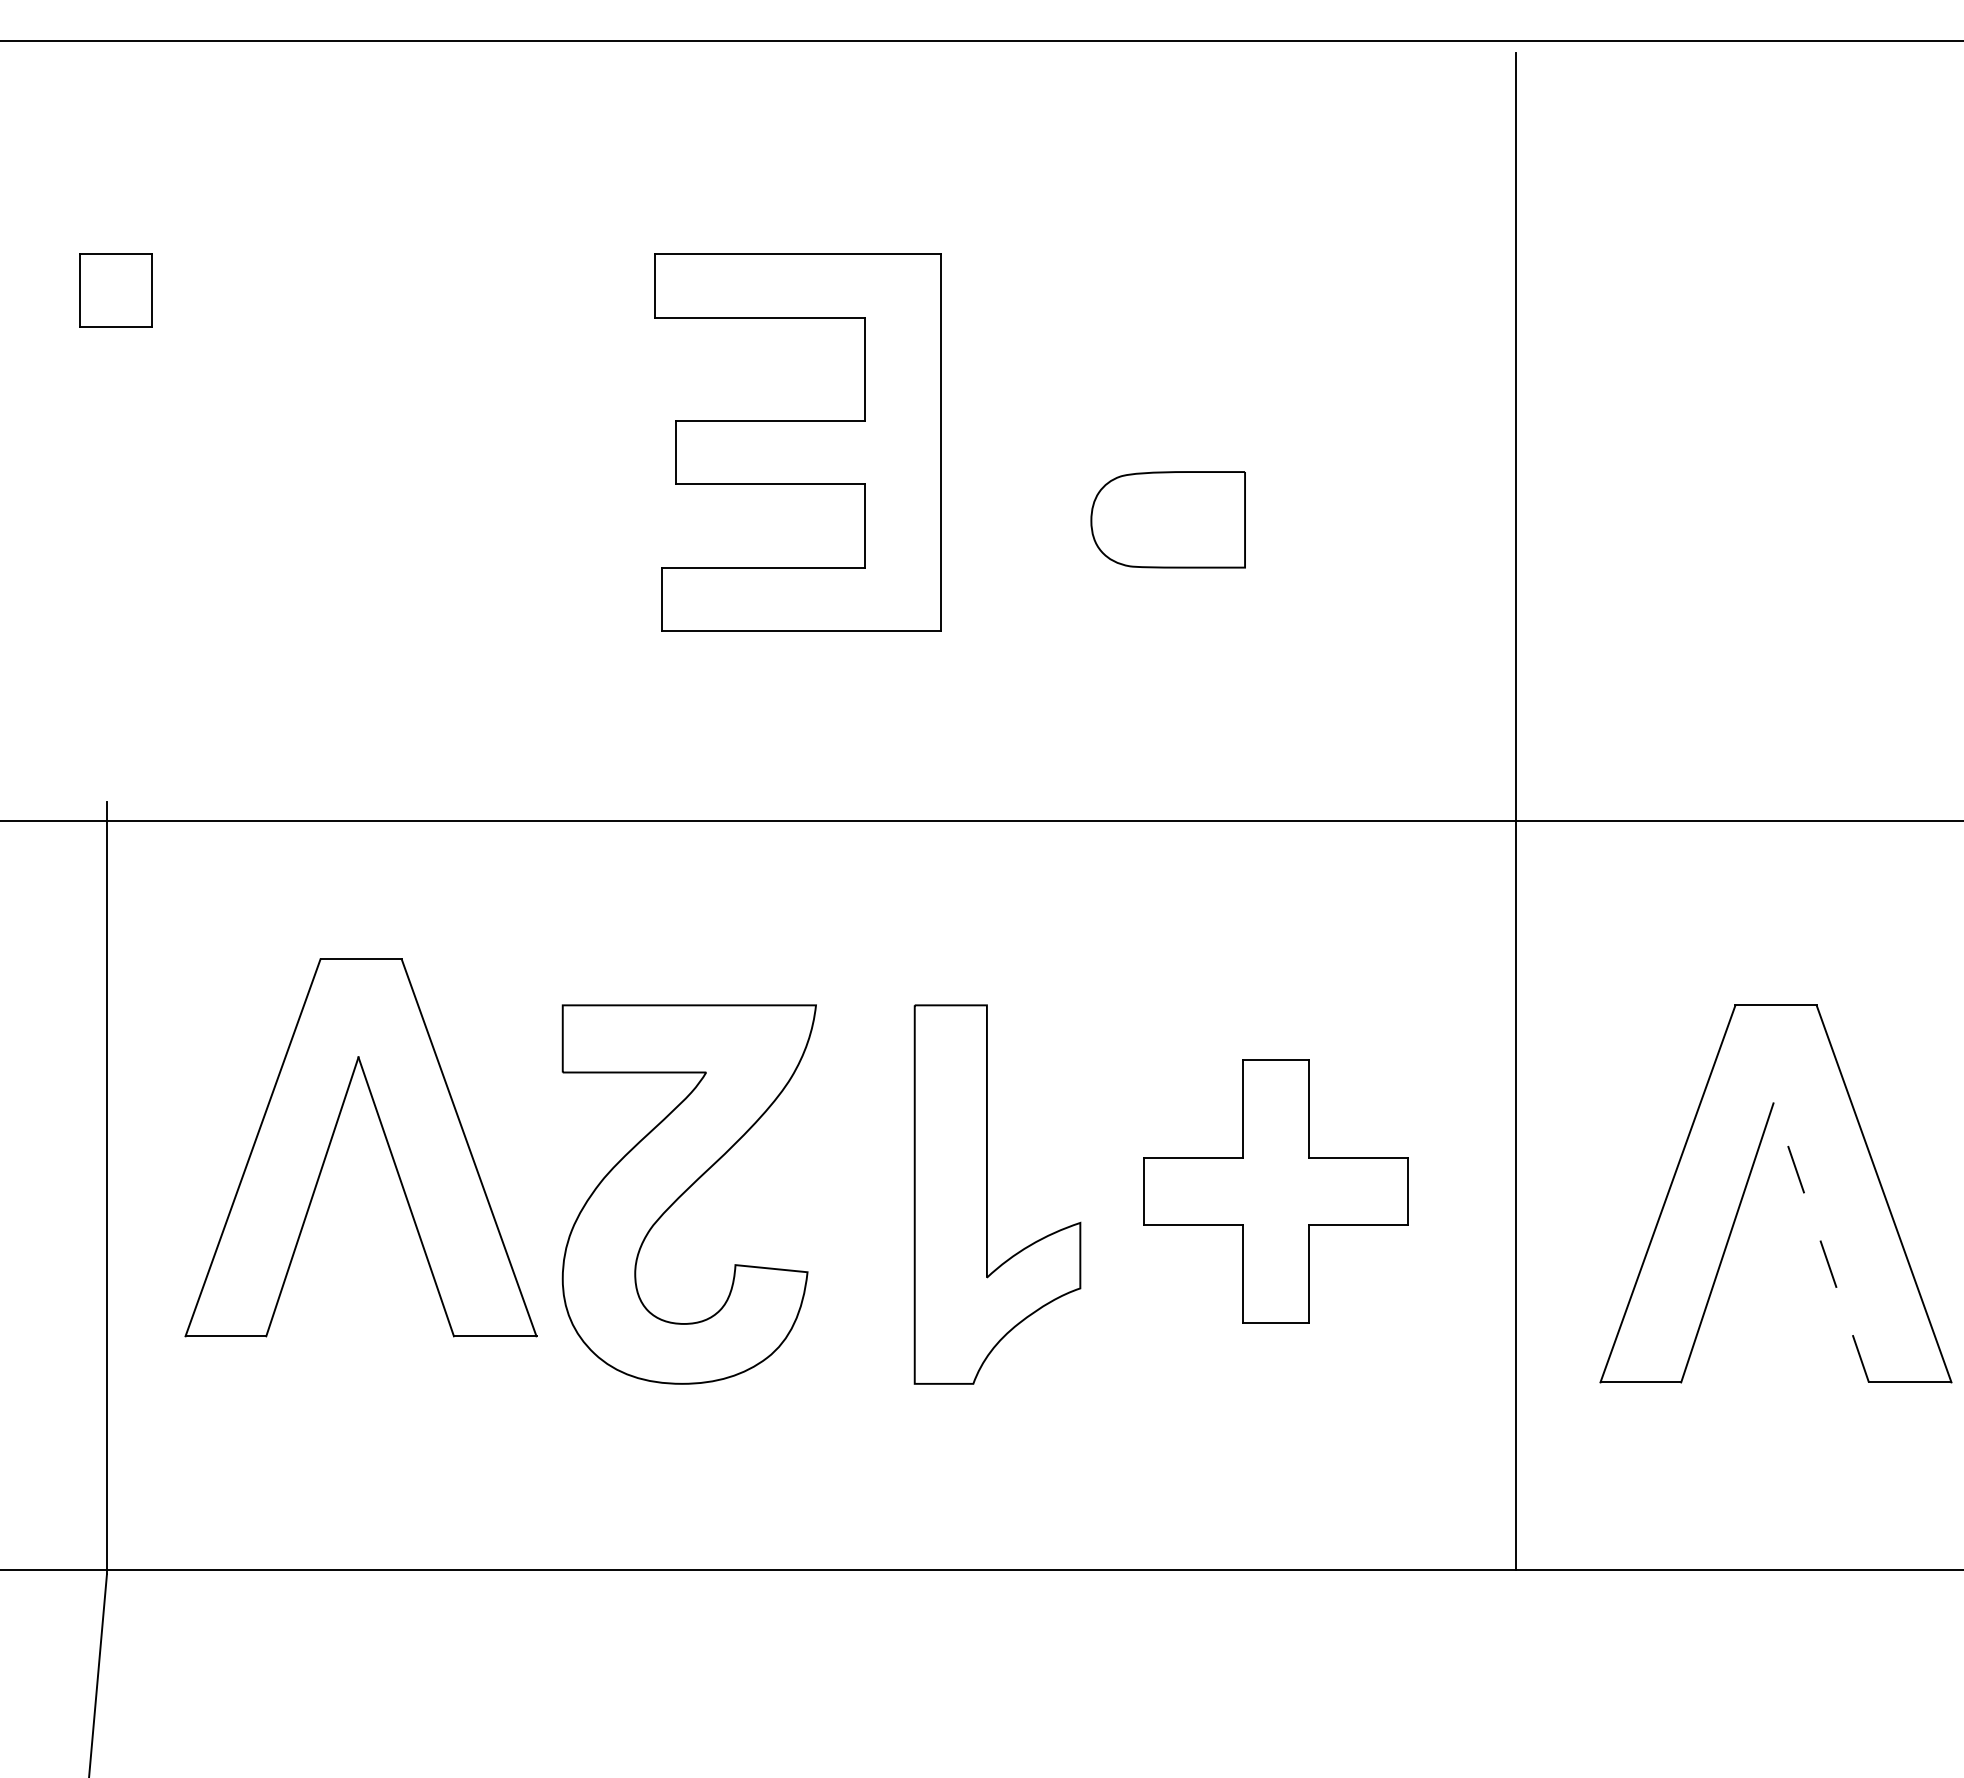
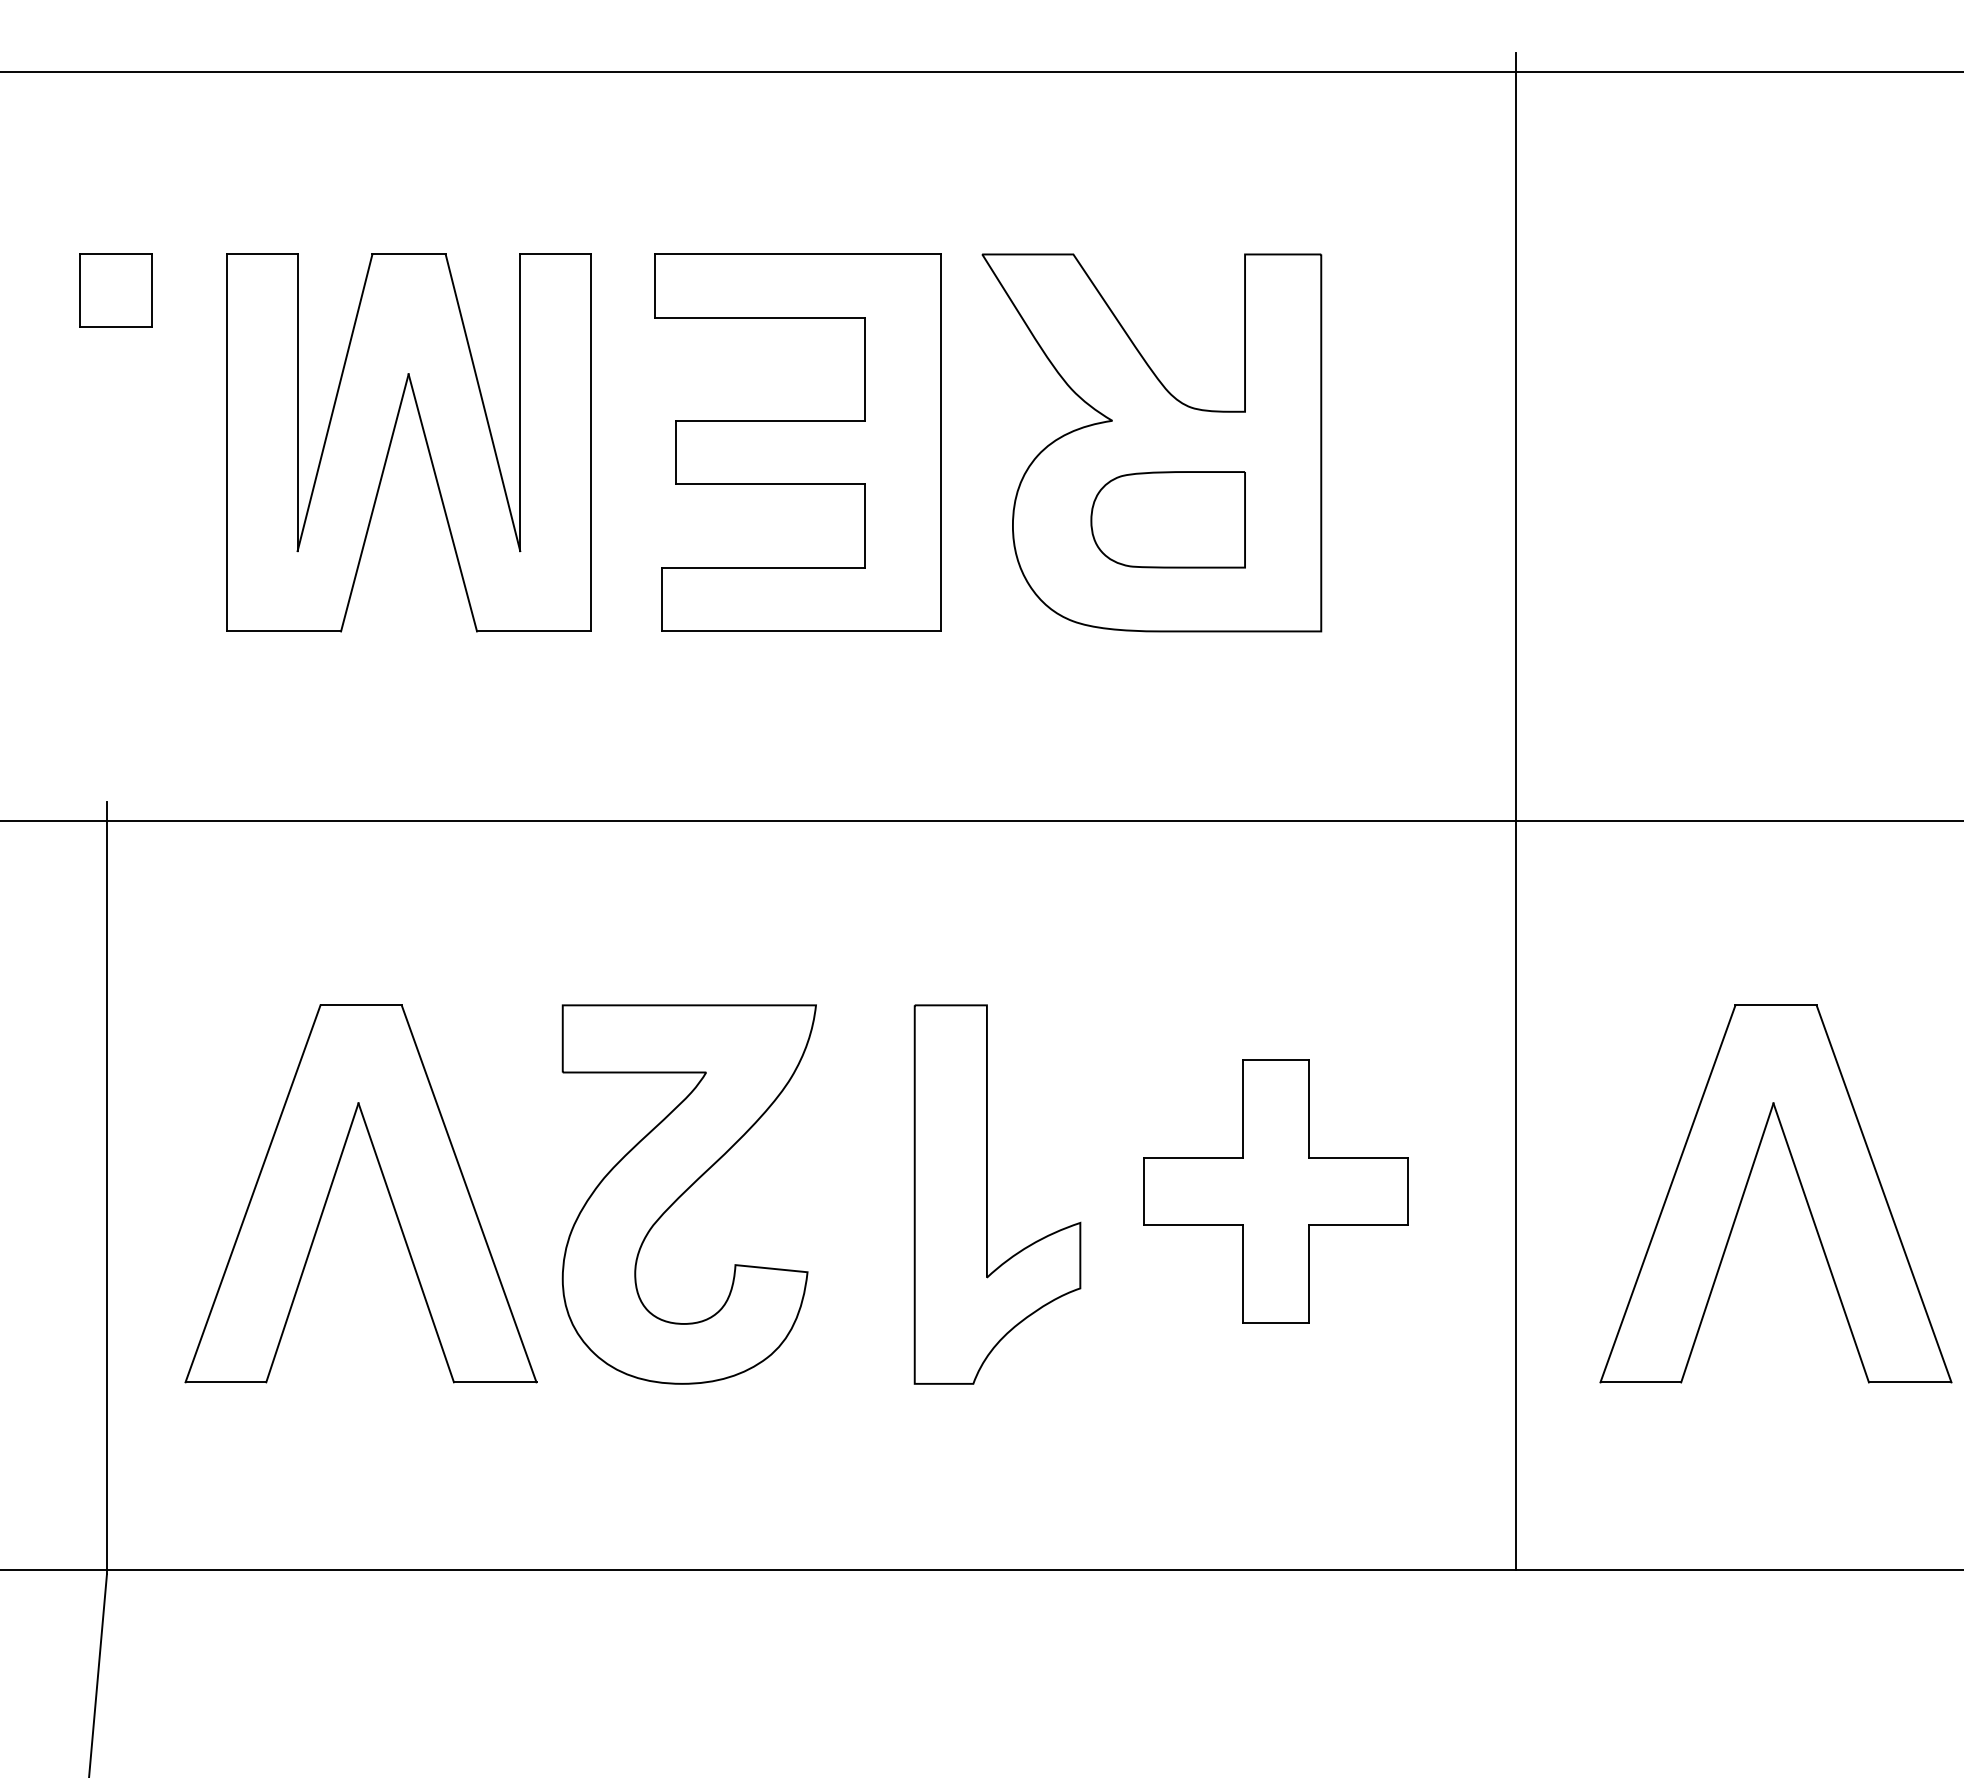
line position: (981, 41) -> (981, 72) (981, 72)
part: none -> present (392, 440)
part: none -> present (1151, 442)
part position: (385, 1139) -> (385, 1185) (385, 1185)
line: dashed -> solid (1821, 1242)
